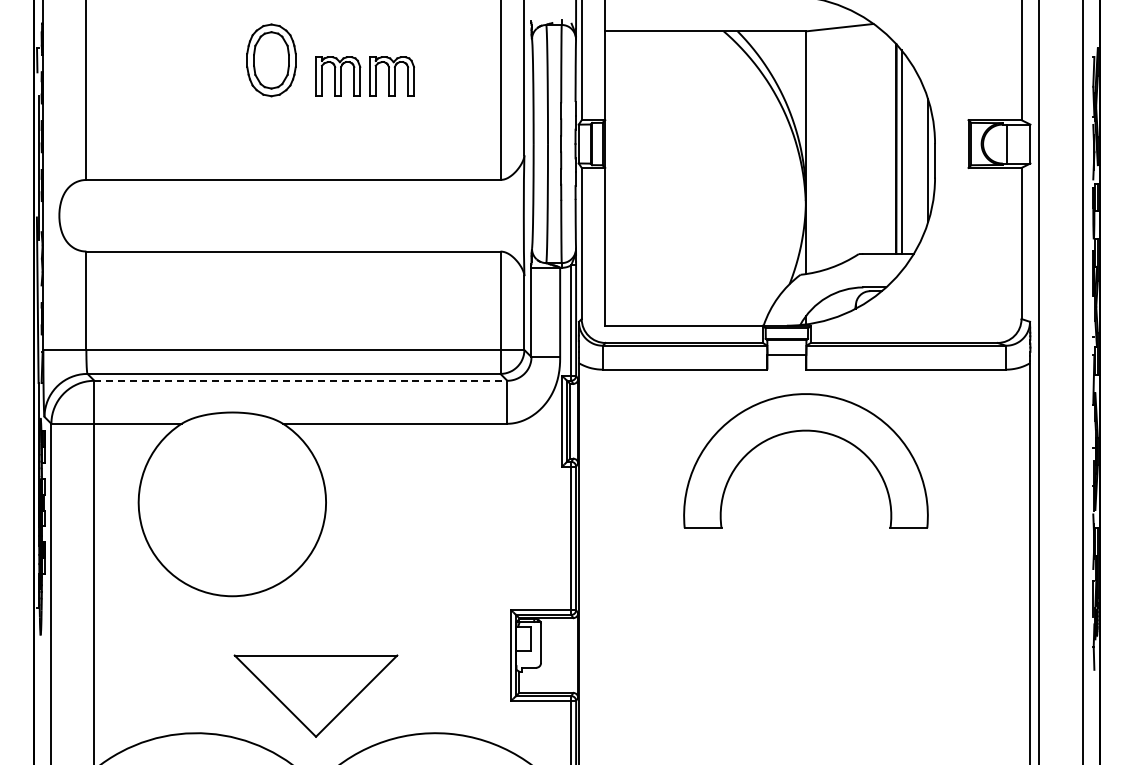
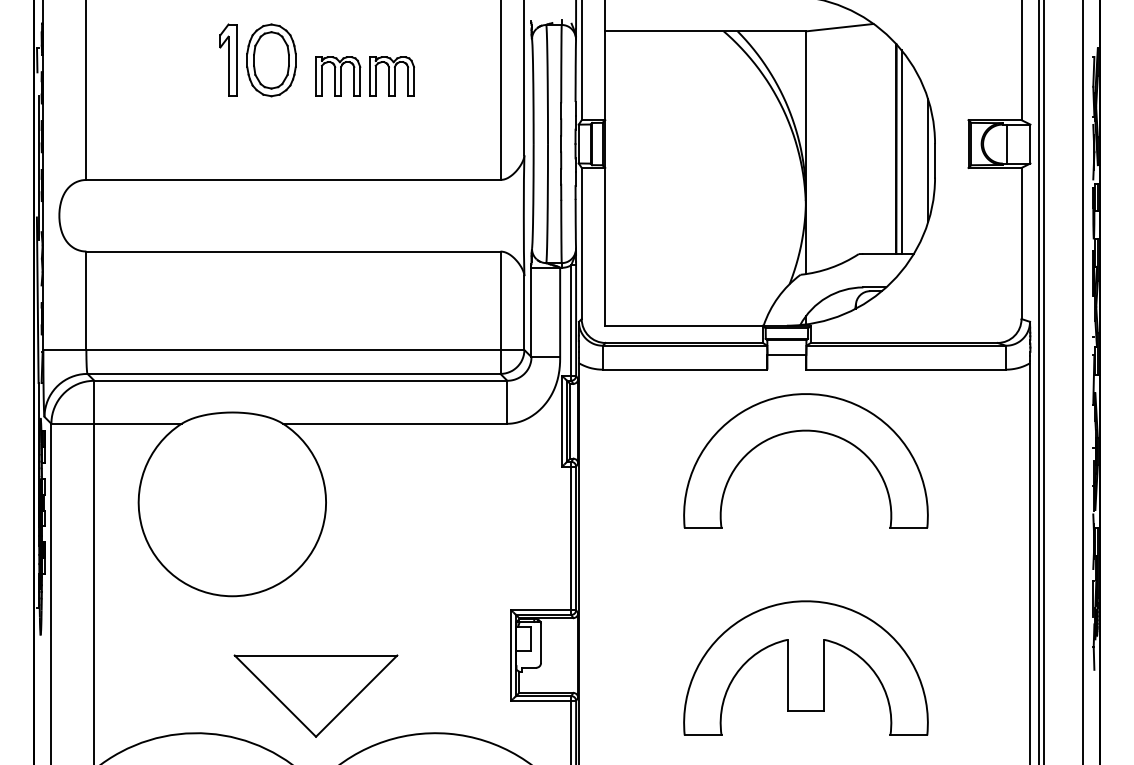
part: none -> present (228, 59)
line: dashed -> solid (301, 380)
line: none -> present (1043, 381)
part: none -> present (805, 667)
